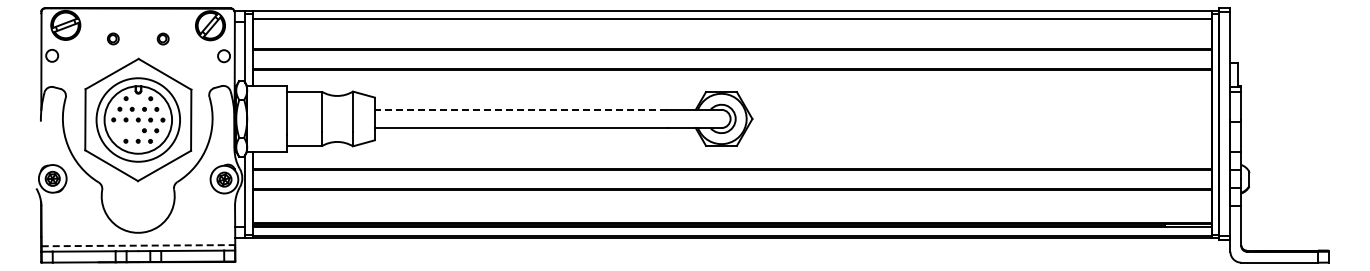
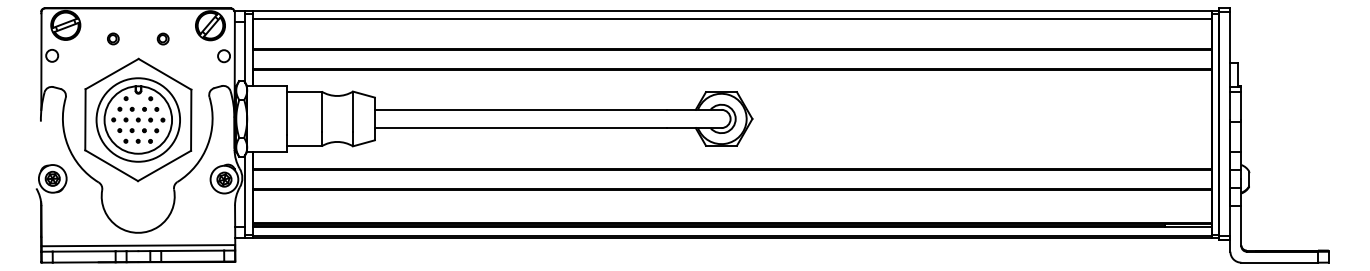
line: dashed -> solid (520, 109)
part: none -> present (125, 130)
line: dashed -> solid (138, 245)
